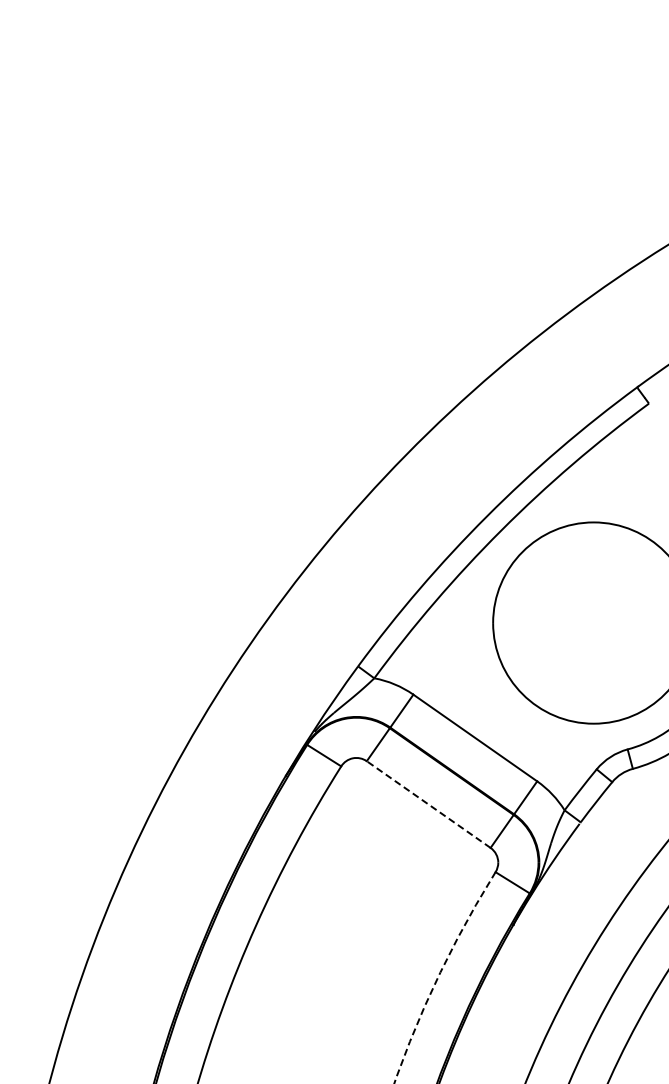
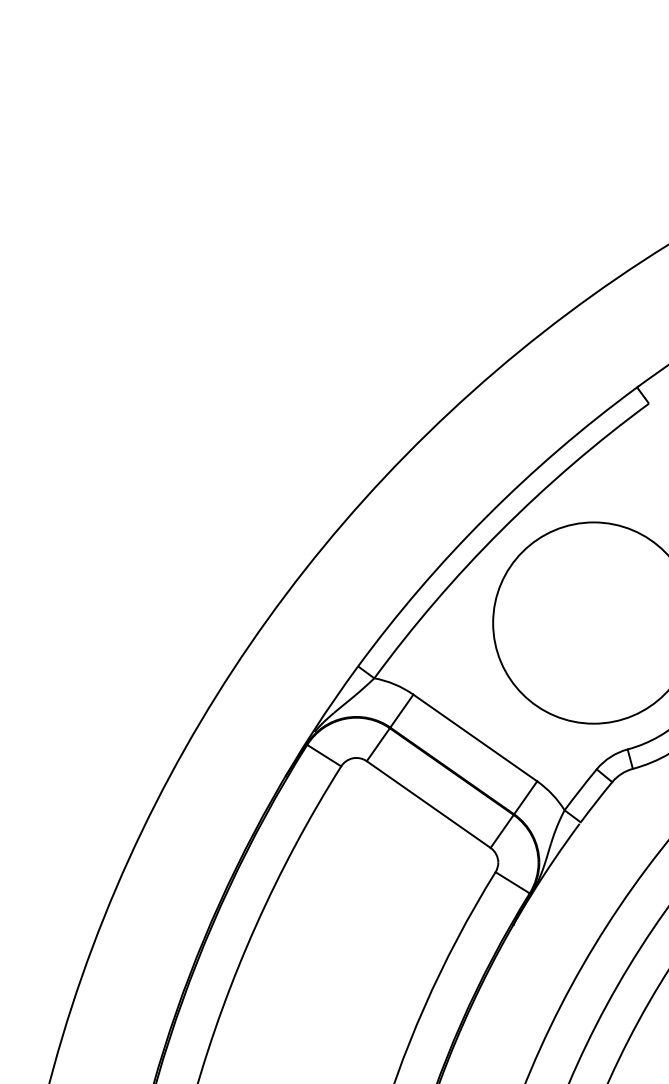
line: dashed -> solid (428, 804)
arc: dashed -> solid (439, 973)
